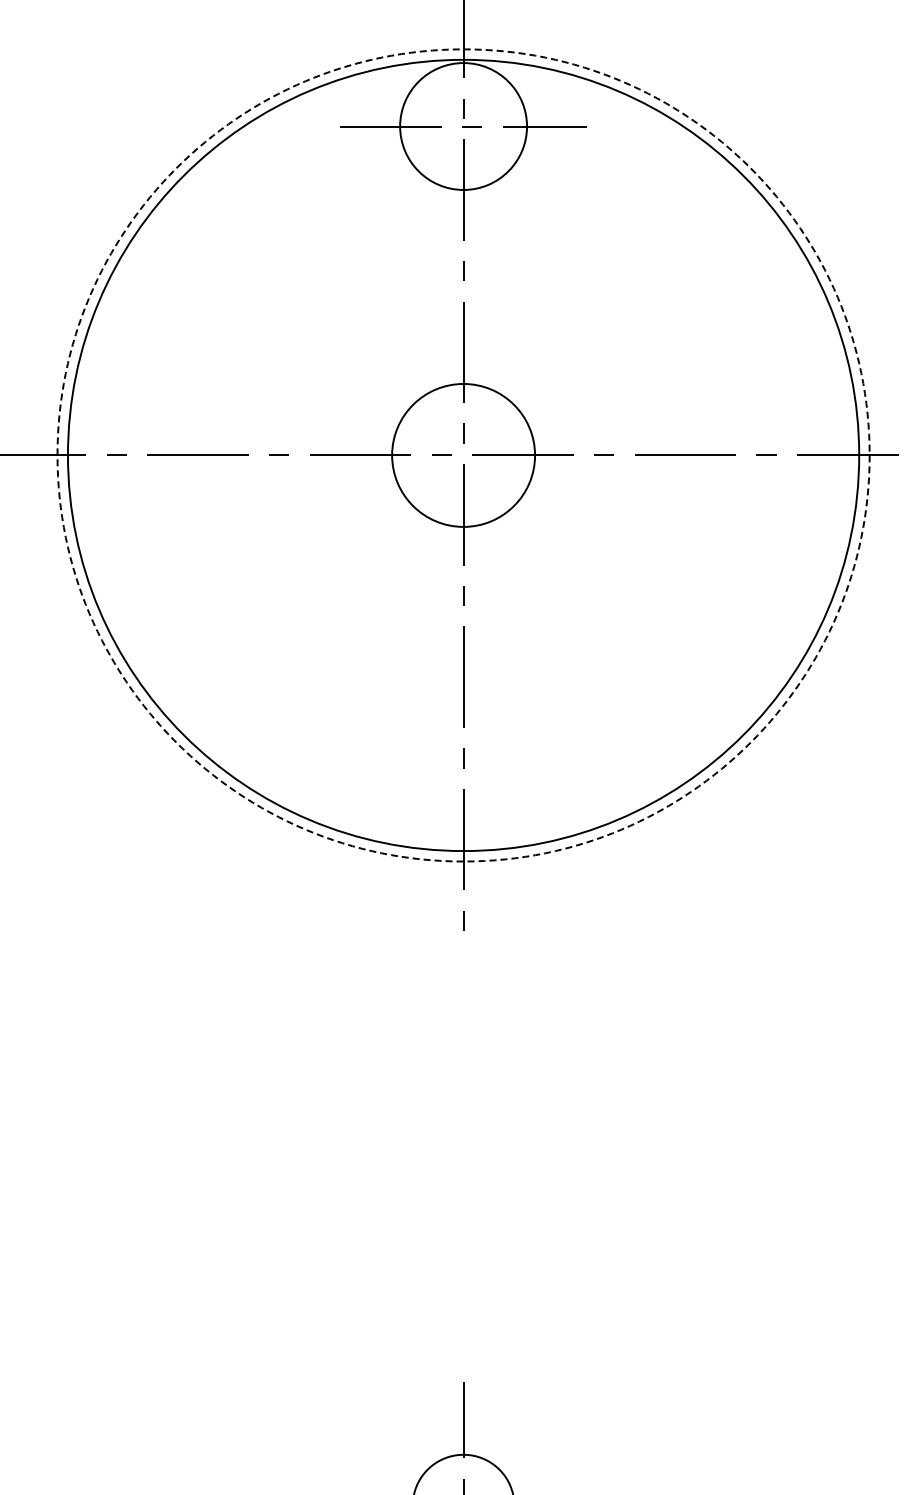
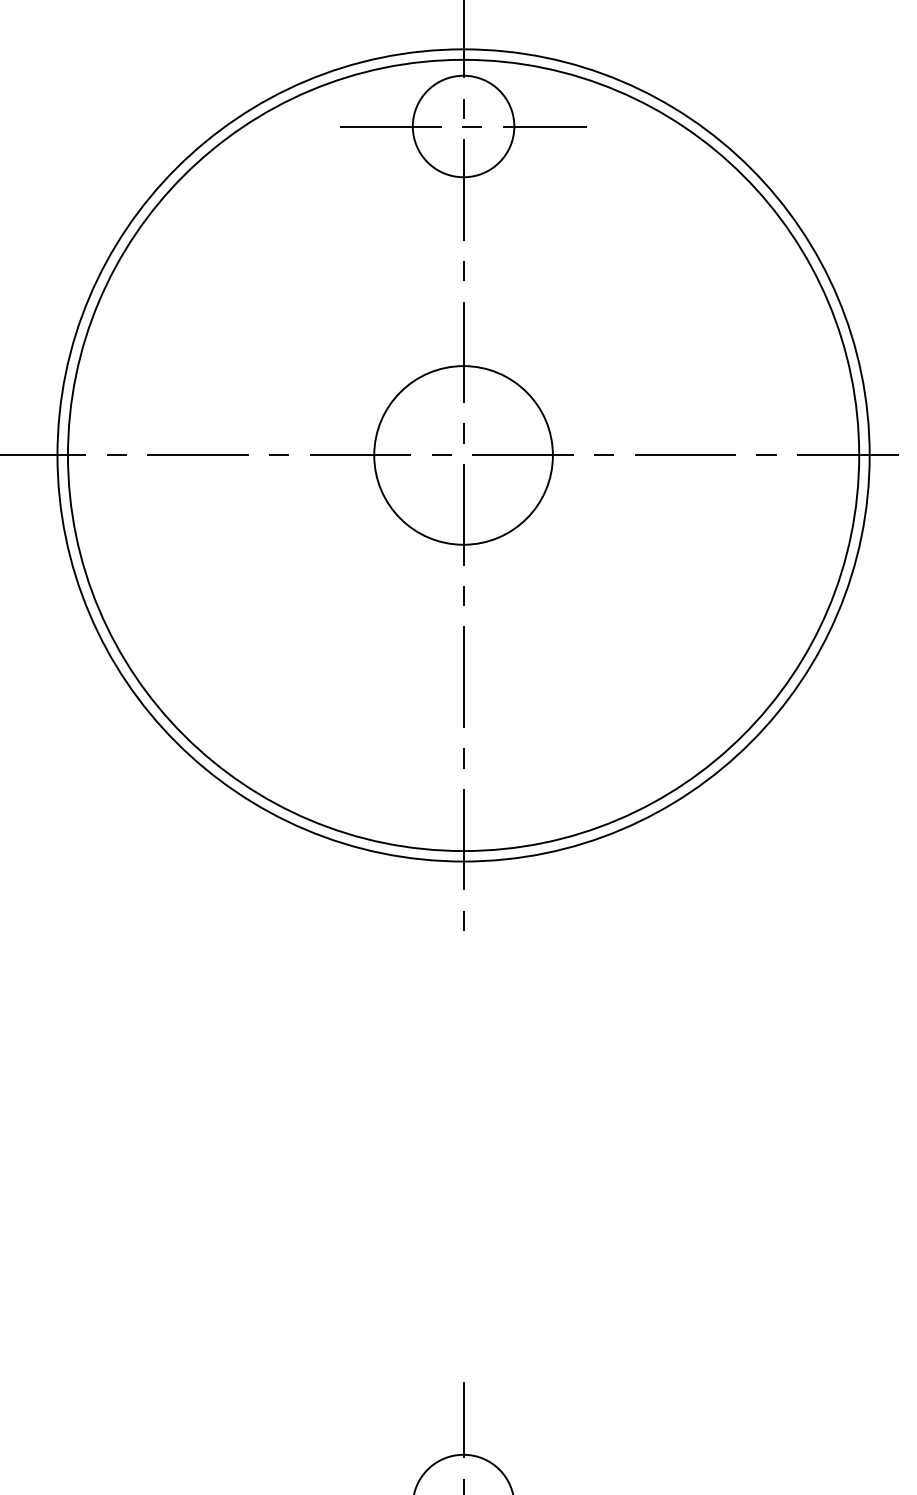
circle diameter: 127 px -> 102 px (463, 126)
circle diameter: 143 px -> 179 px (463, 455)
circle: dashed -> solid (463, 455)
